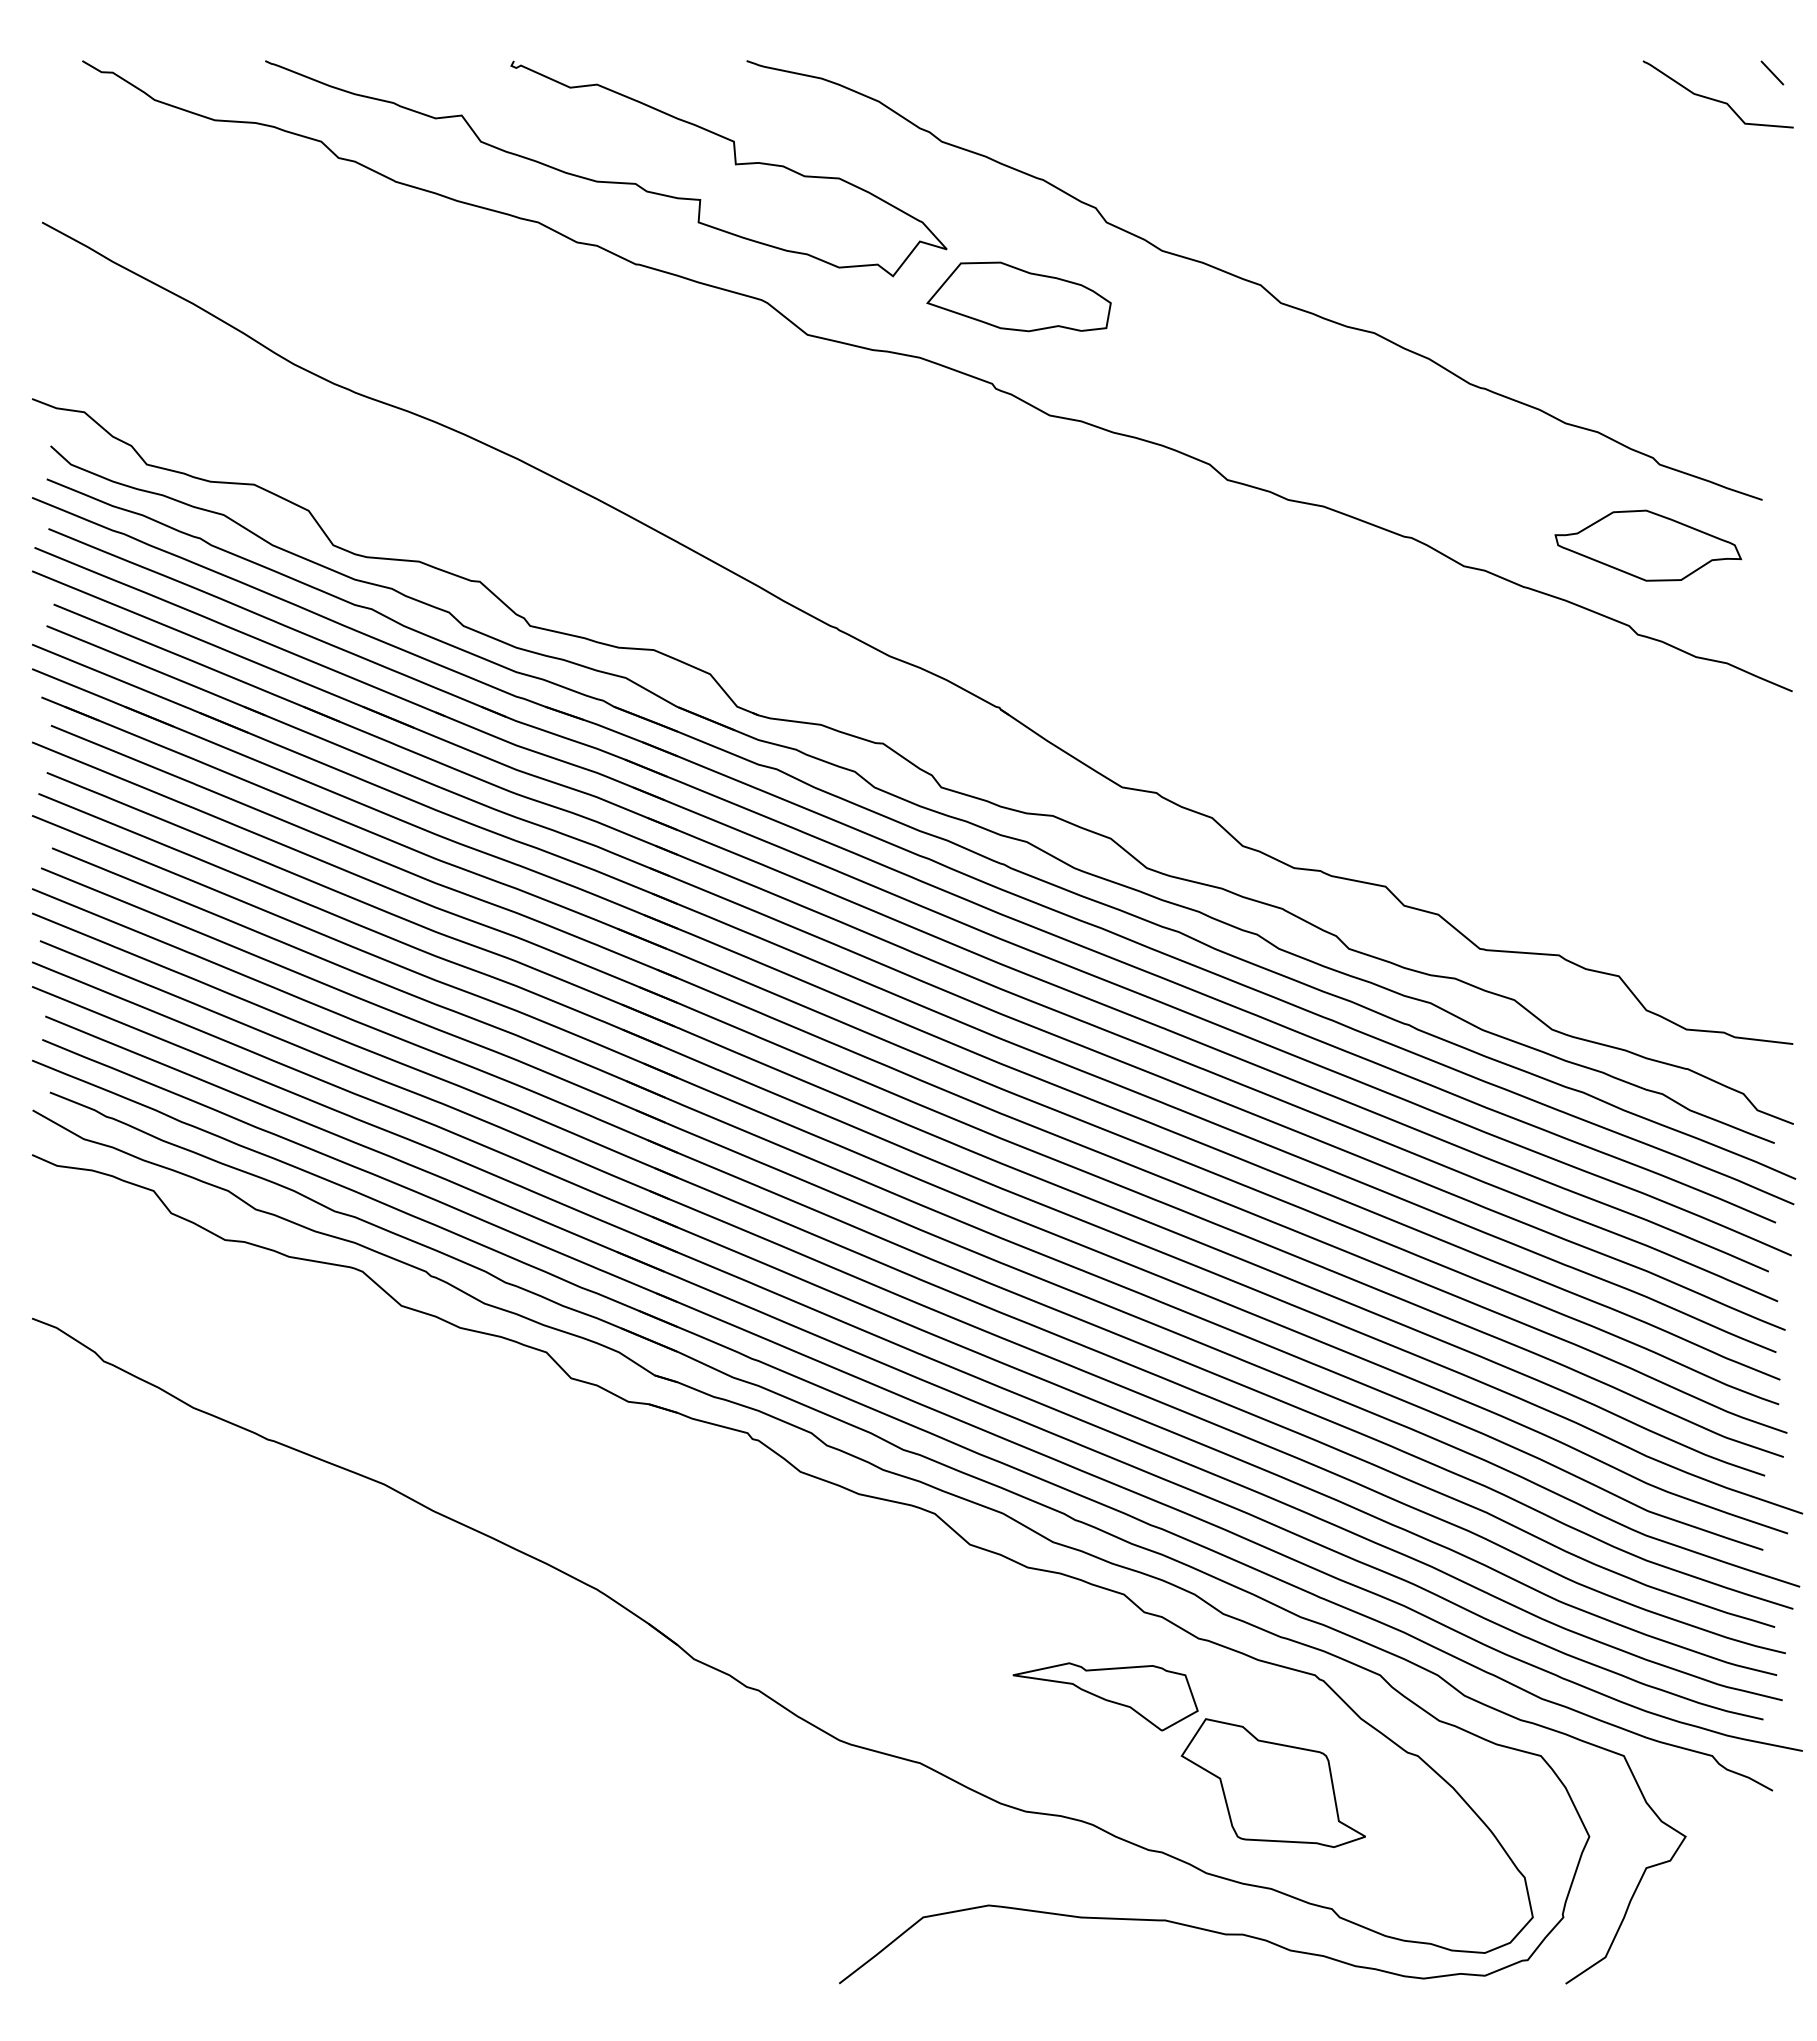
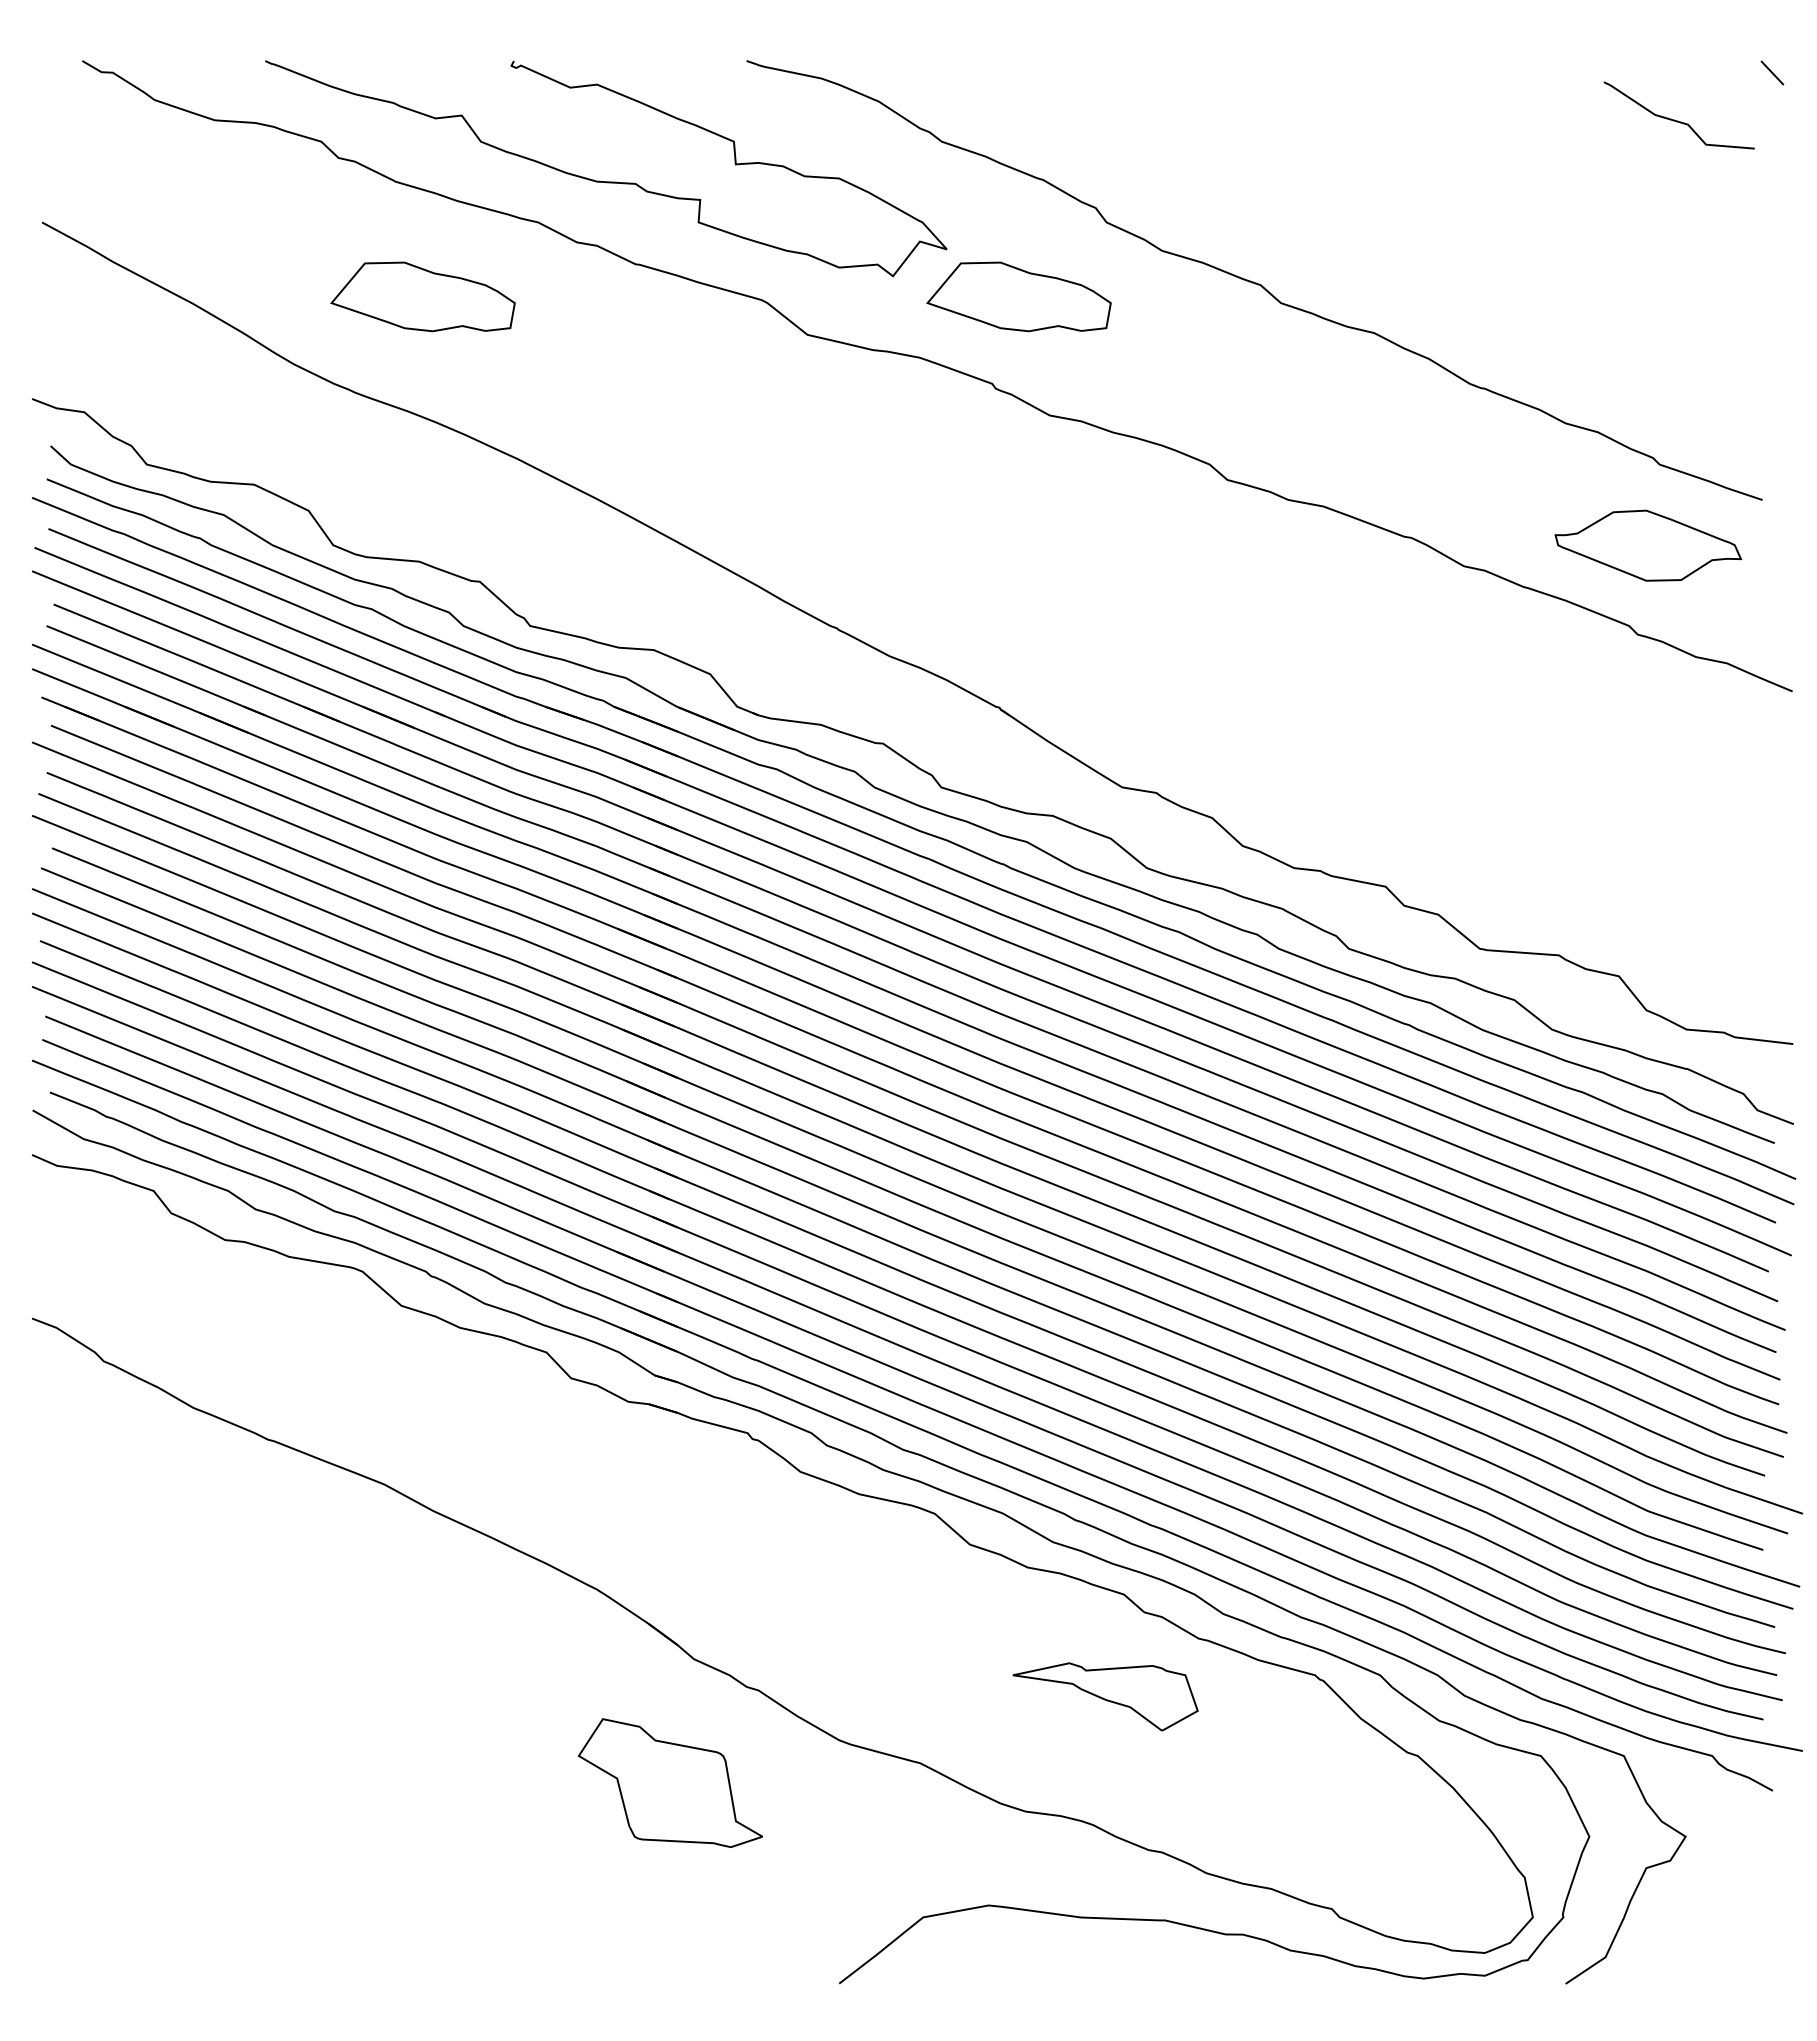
curve position: (1717, 99) -> (1678, 120) (1678, 120)
part: none -> present (422, 296)
part position: (1272, 1782) -> (669, 1782) (669, 1782)
